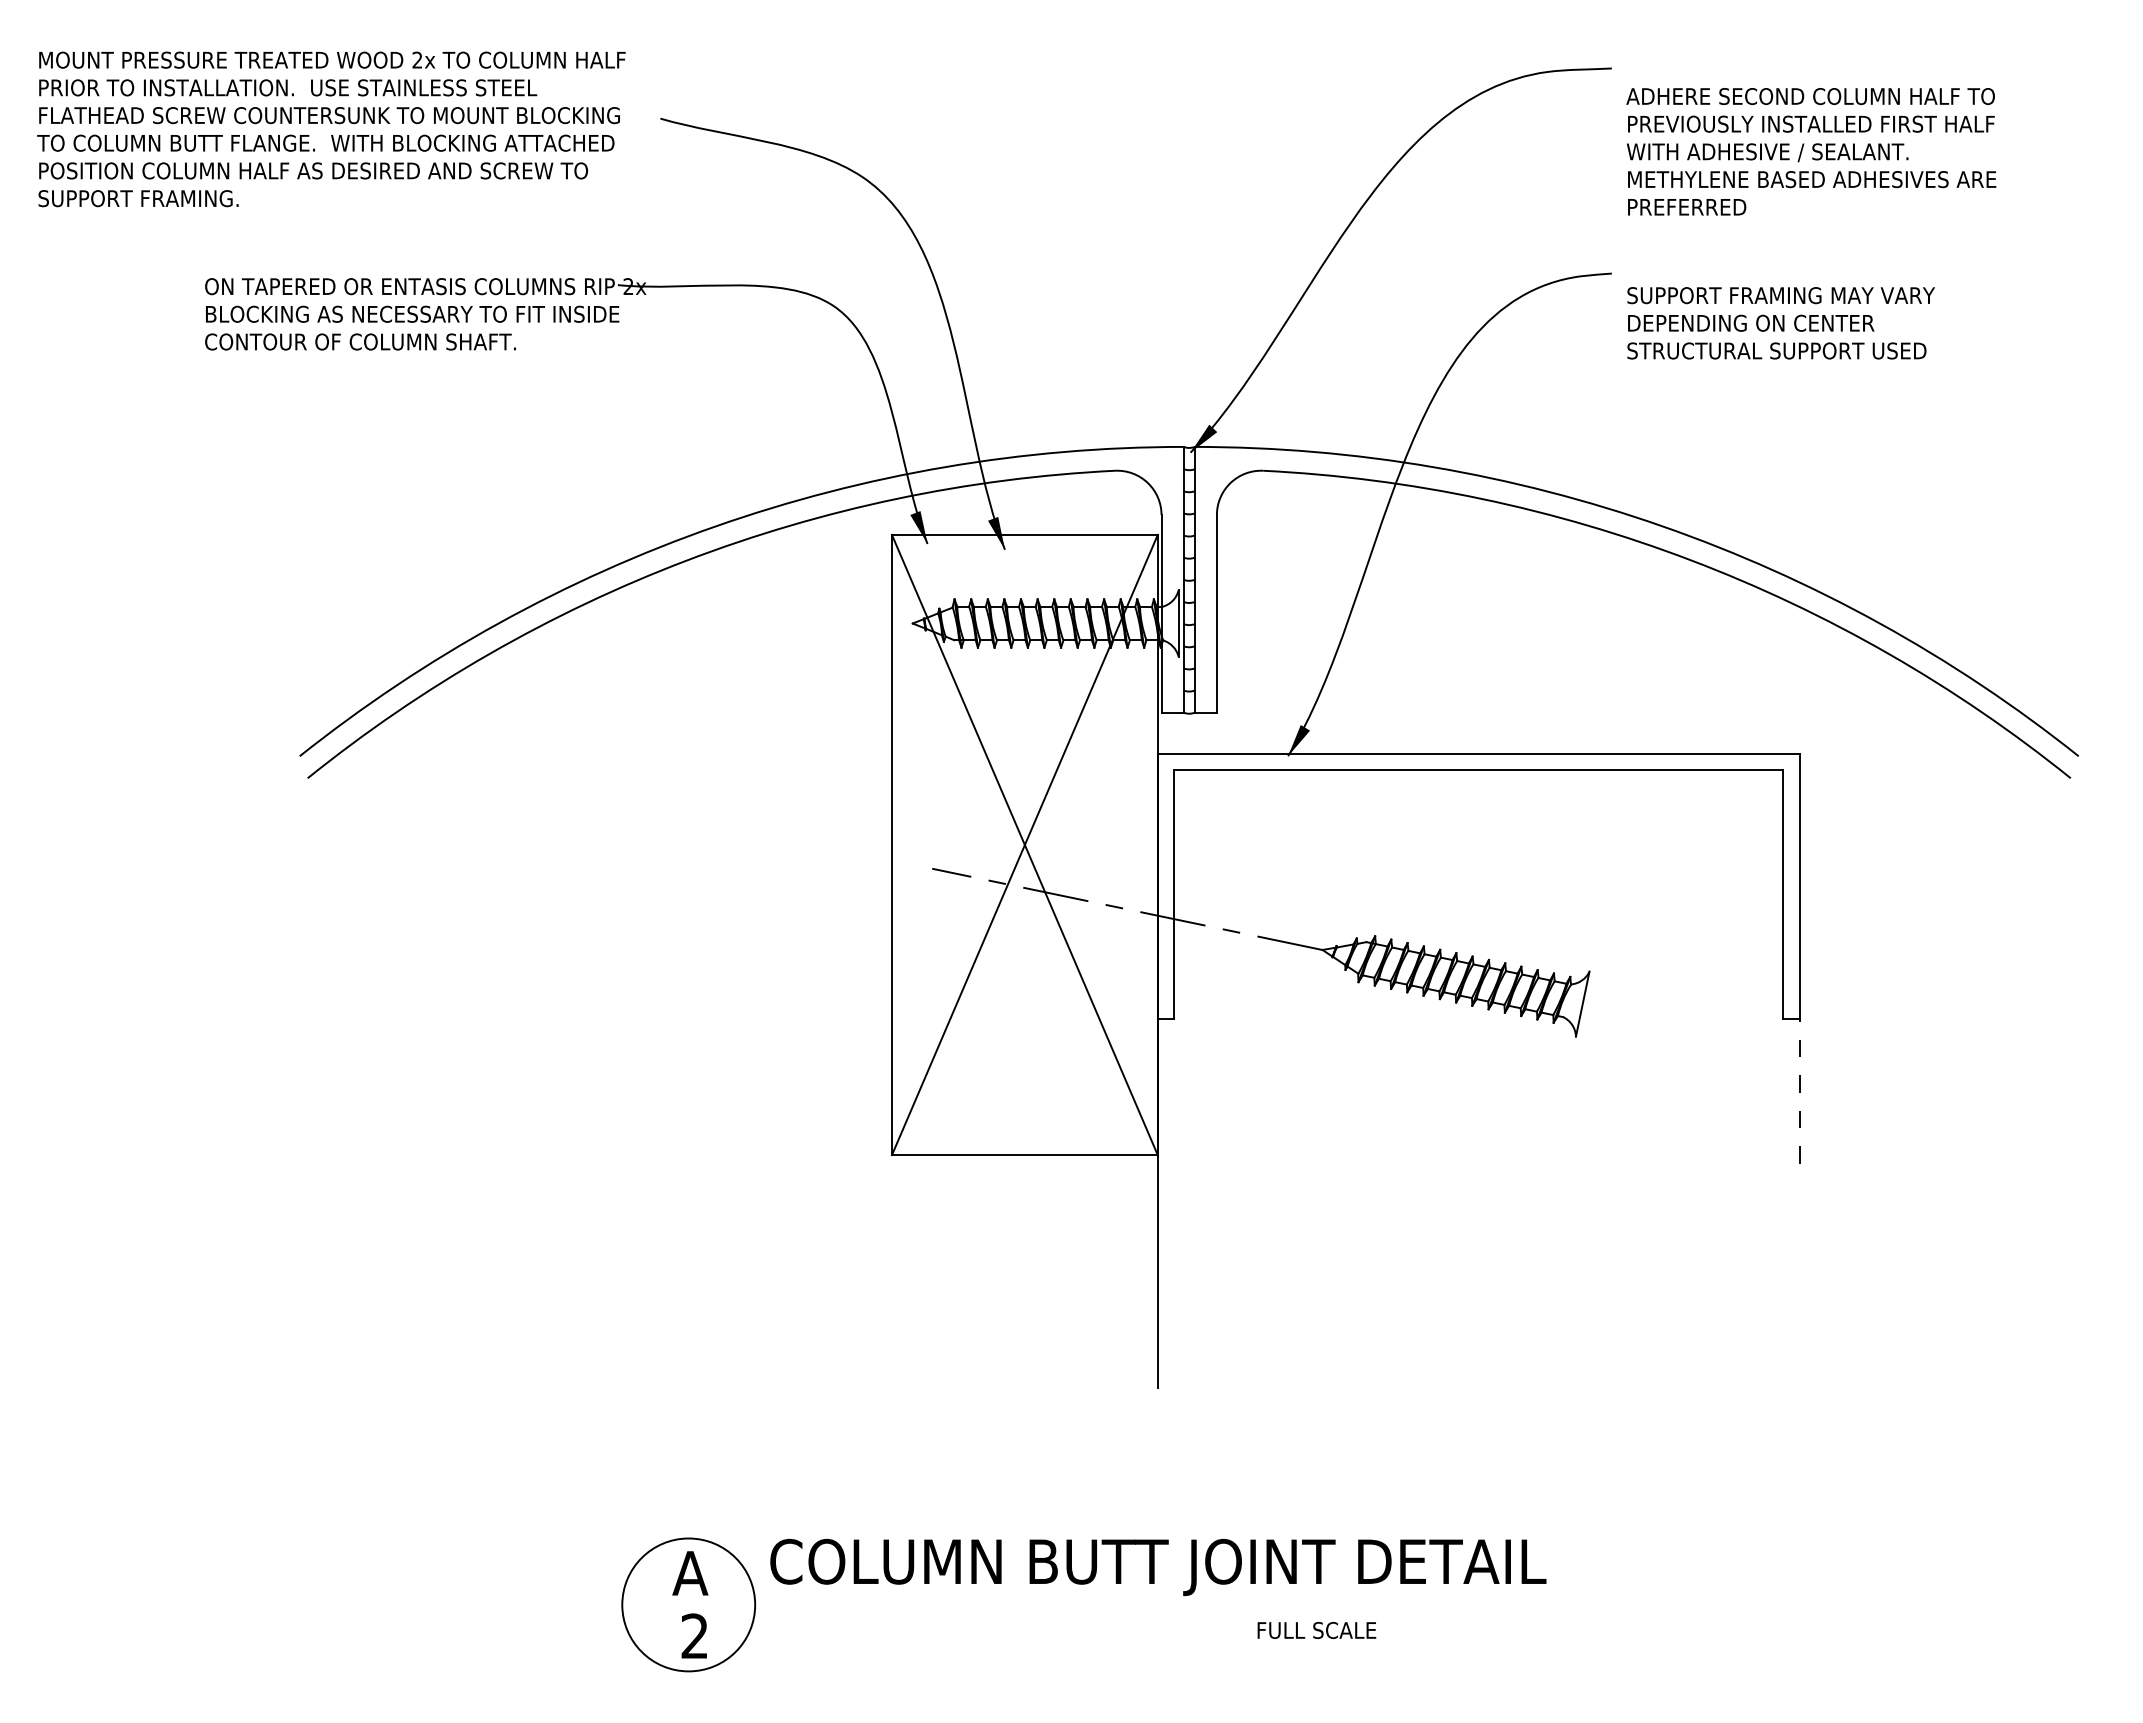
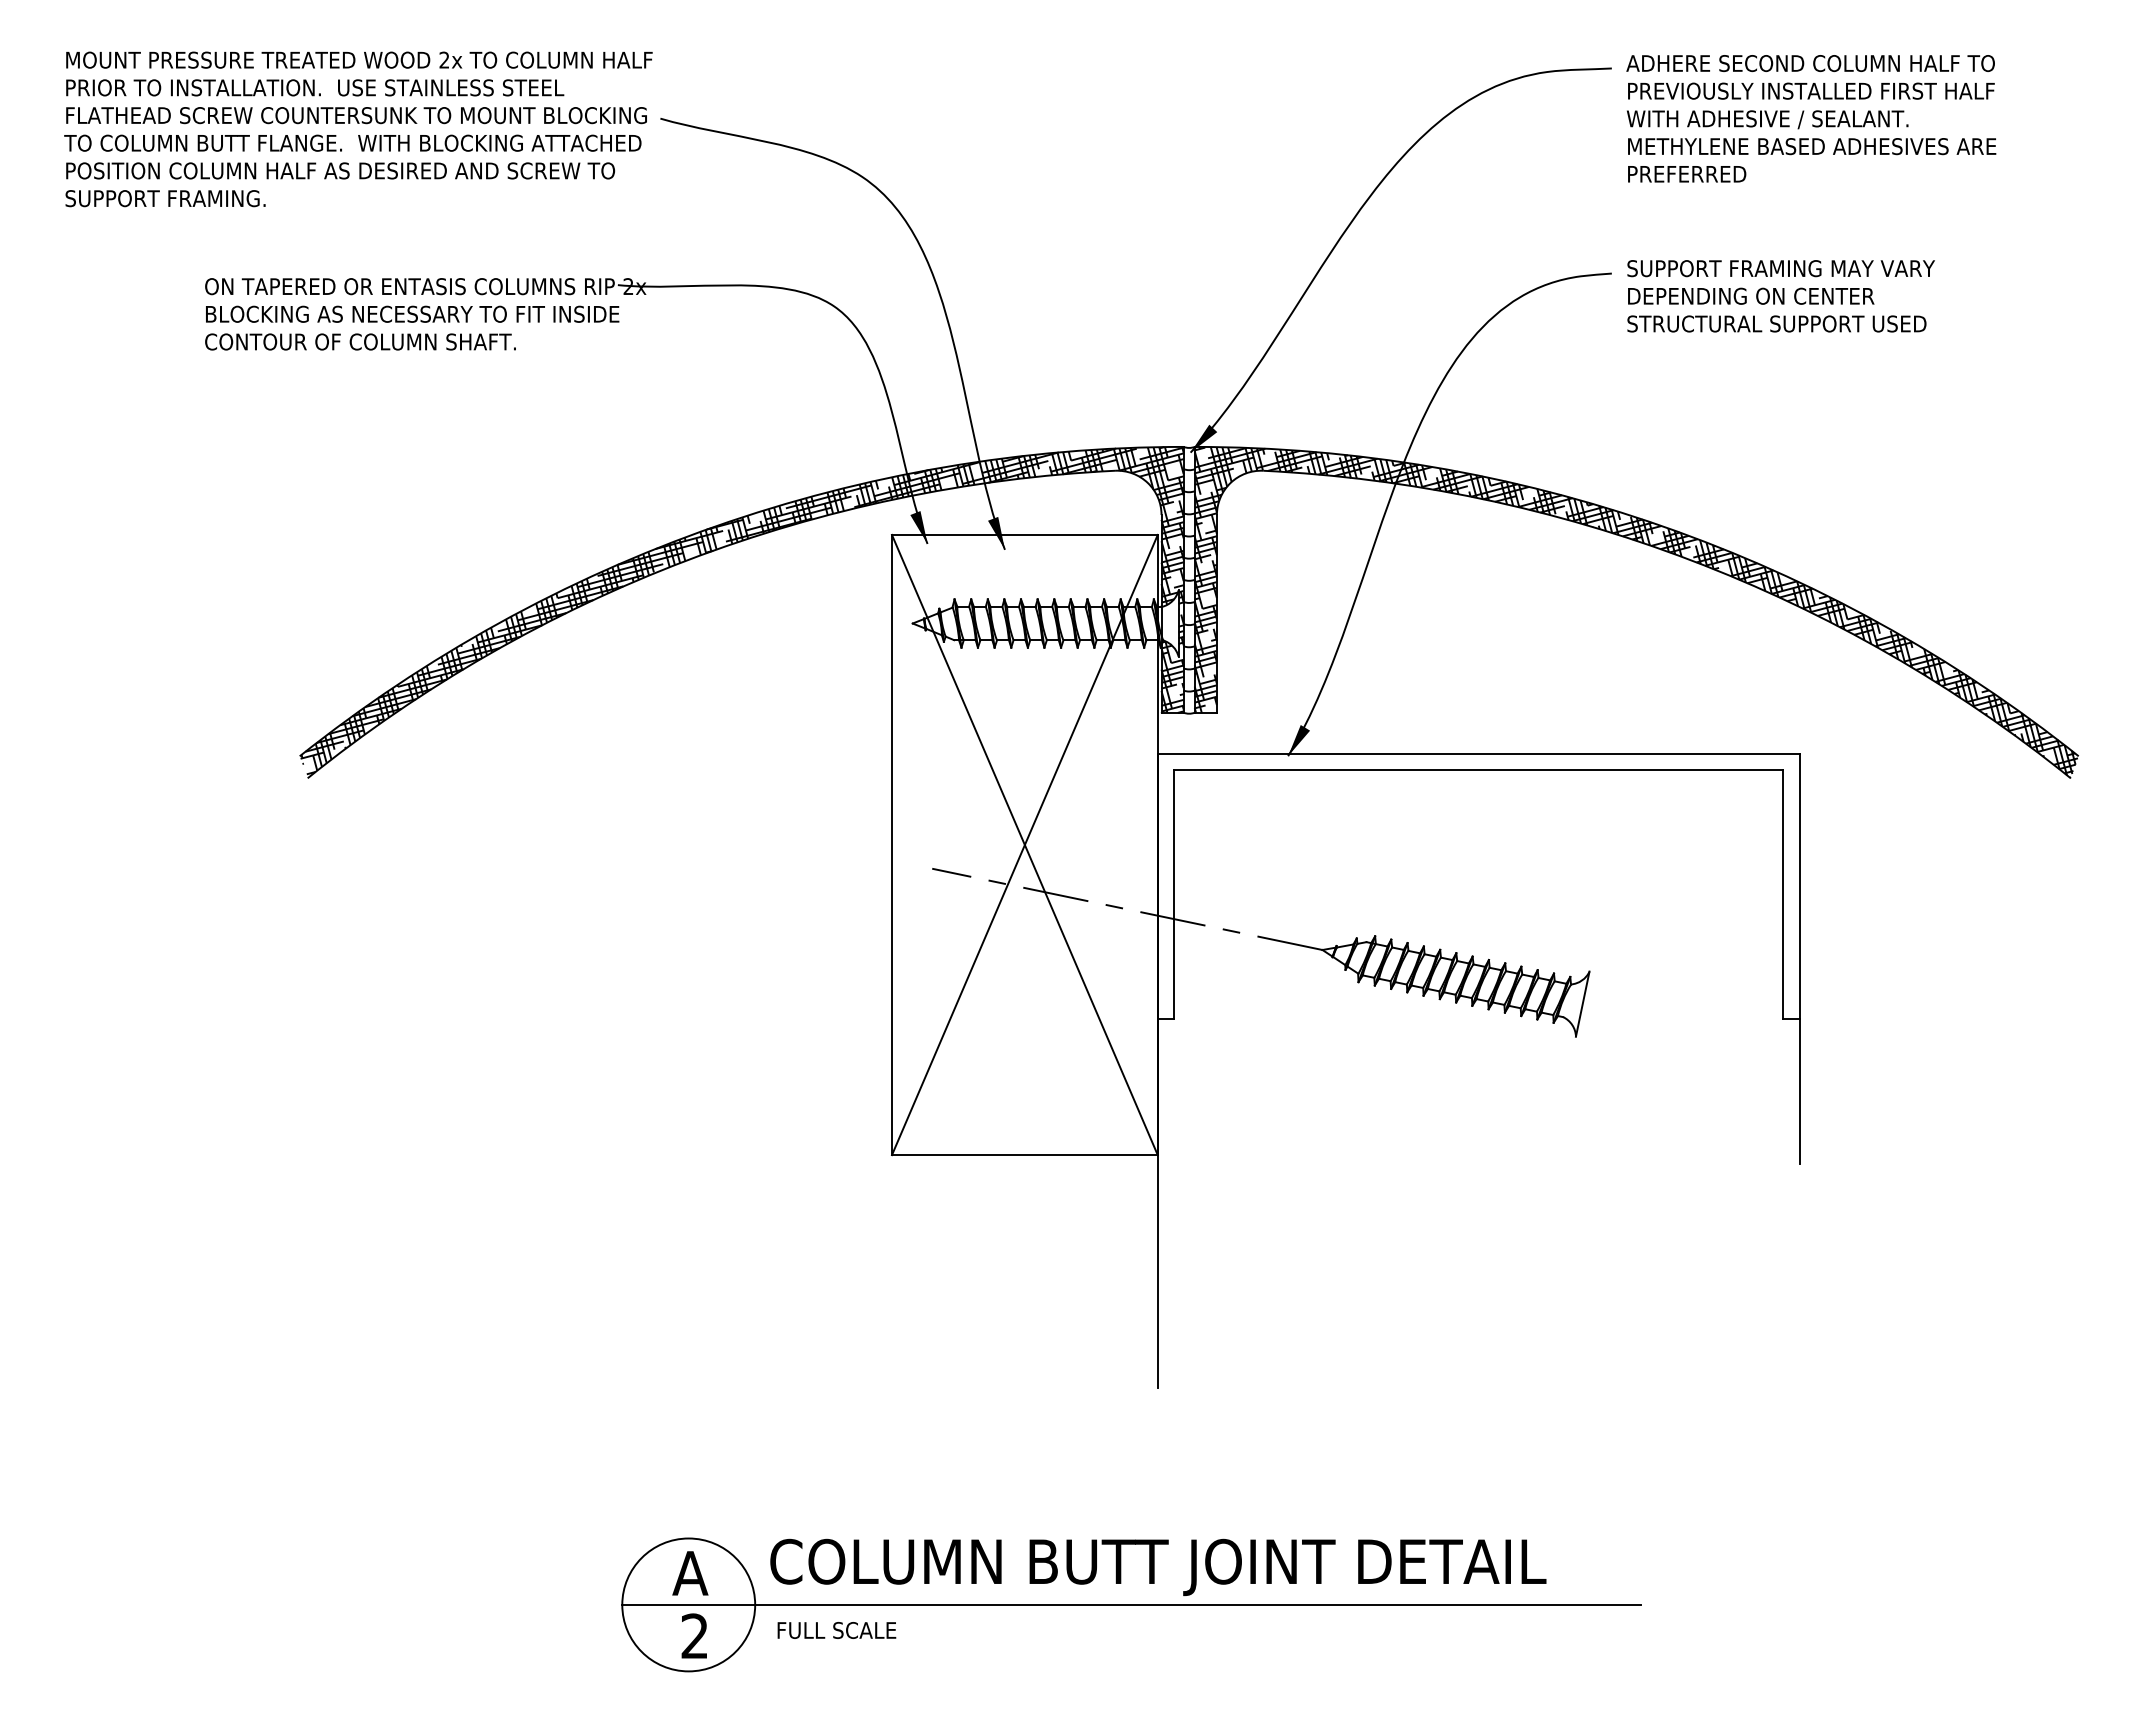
text position: (331, 129) -> (358, 129) (358, 129)
text position: (1811, 151) -> (1811, 118) (1811, 118)
text position: (1780, 323) -> (1780, 296) (1780, 296)
hatch: none -> present (741, 610)
hatch: none -> present (1635, 611)
line: dashed -> solid (1800, 1091)
line: none -> present (1131, 1604)
text position: (1316, 1630) -> (836, 1630) (836, 1630)
